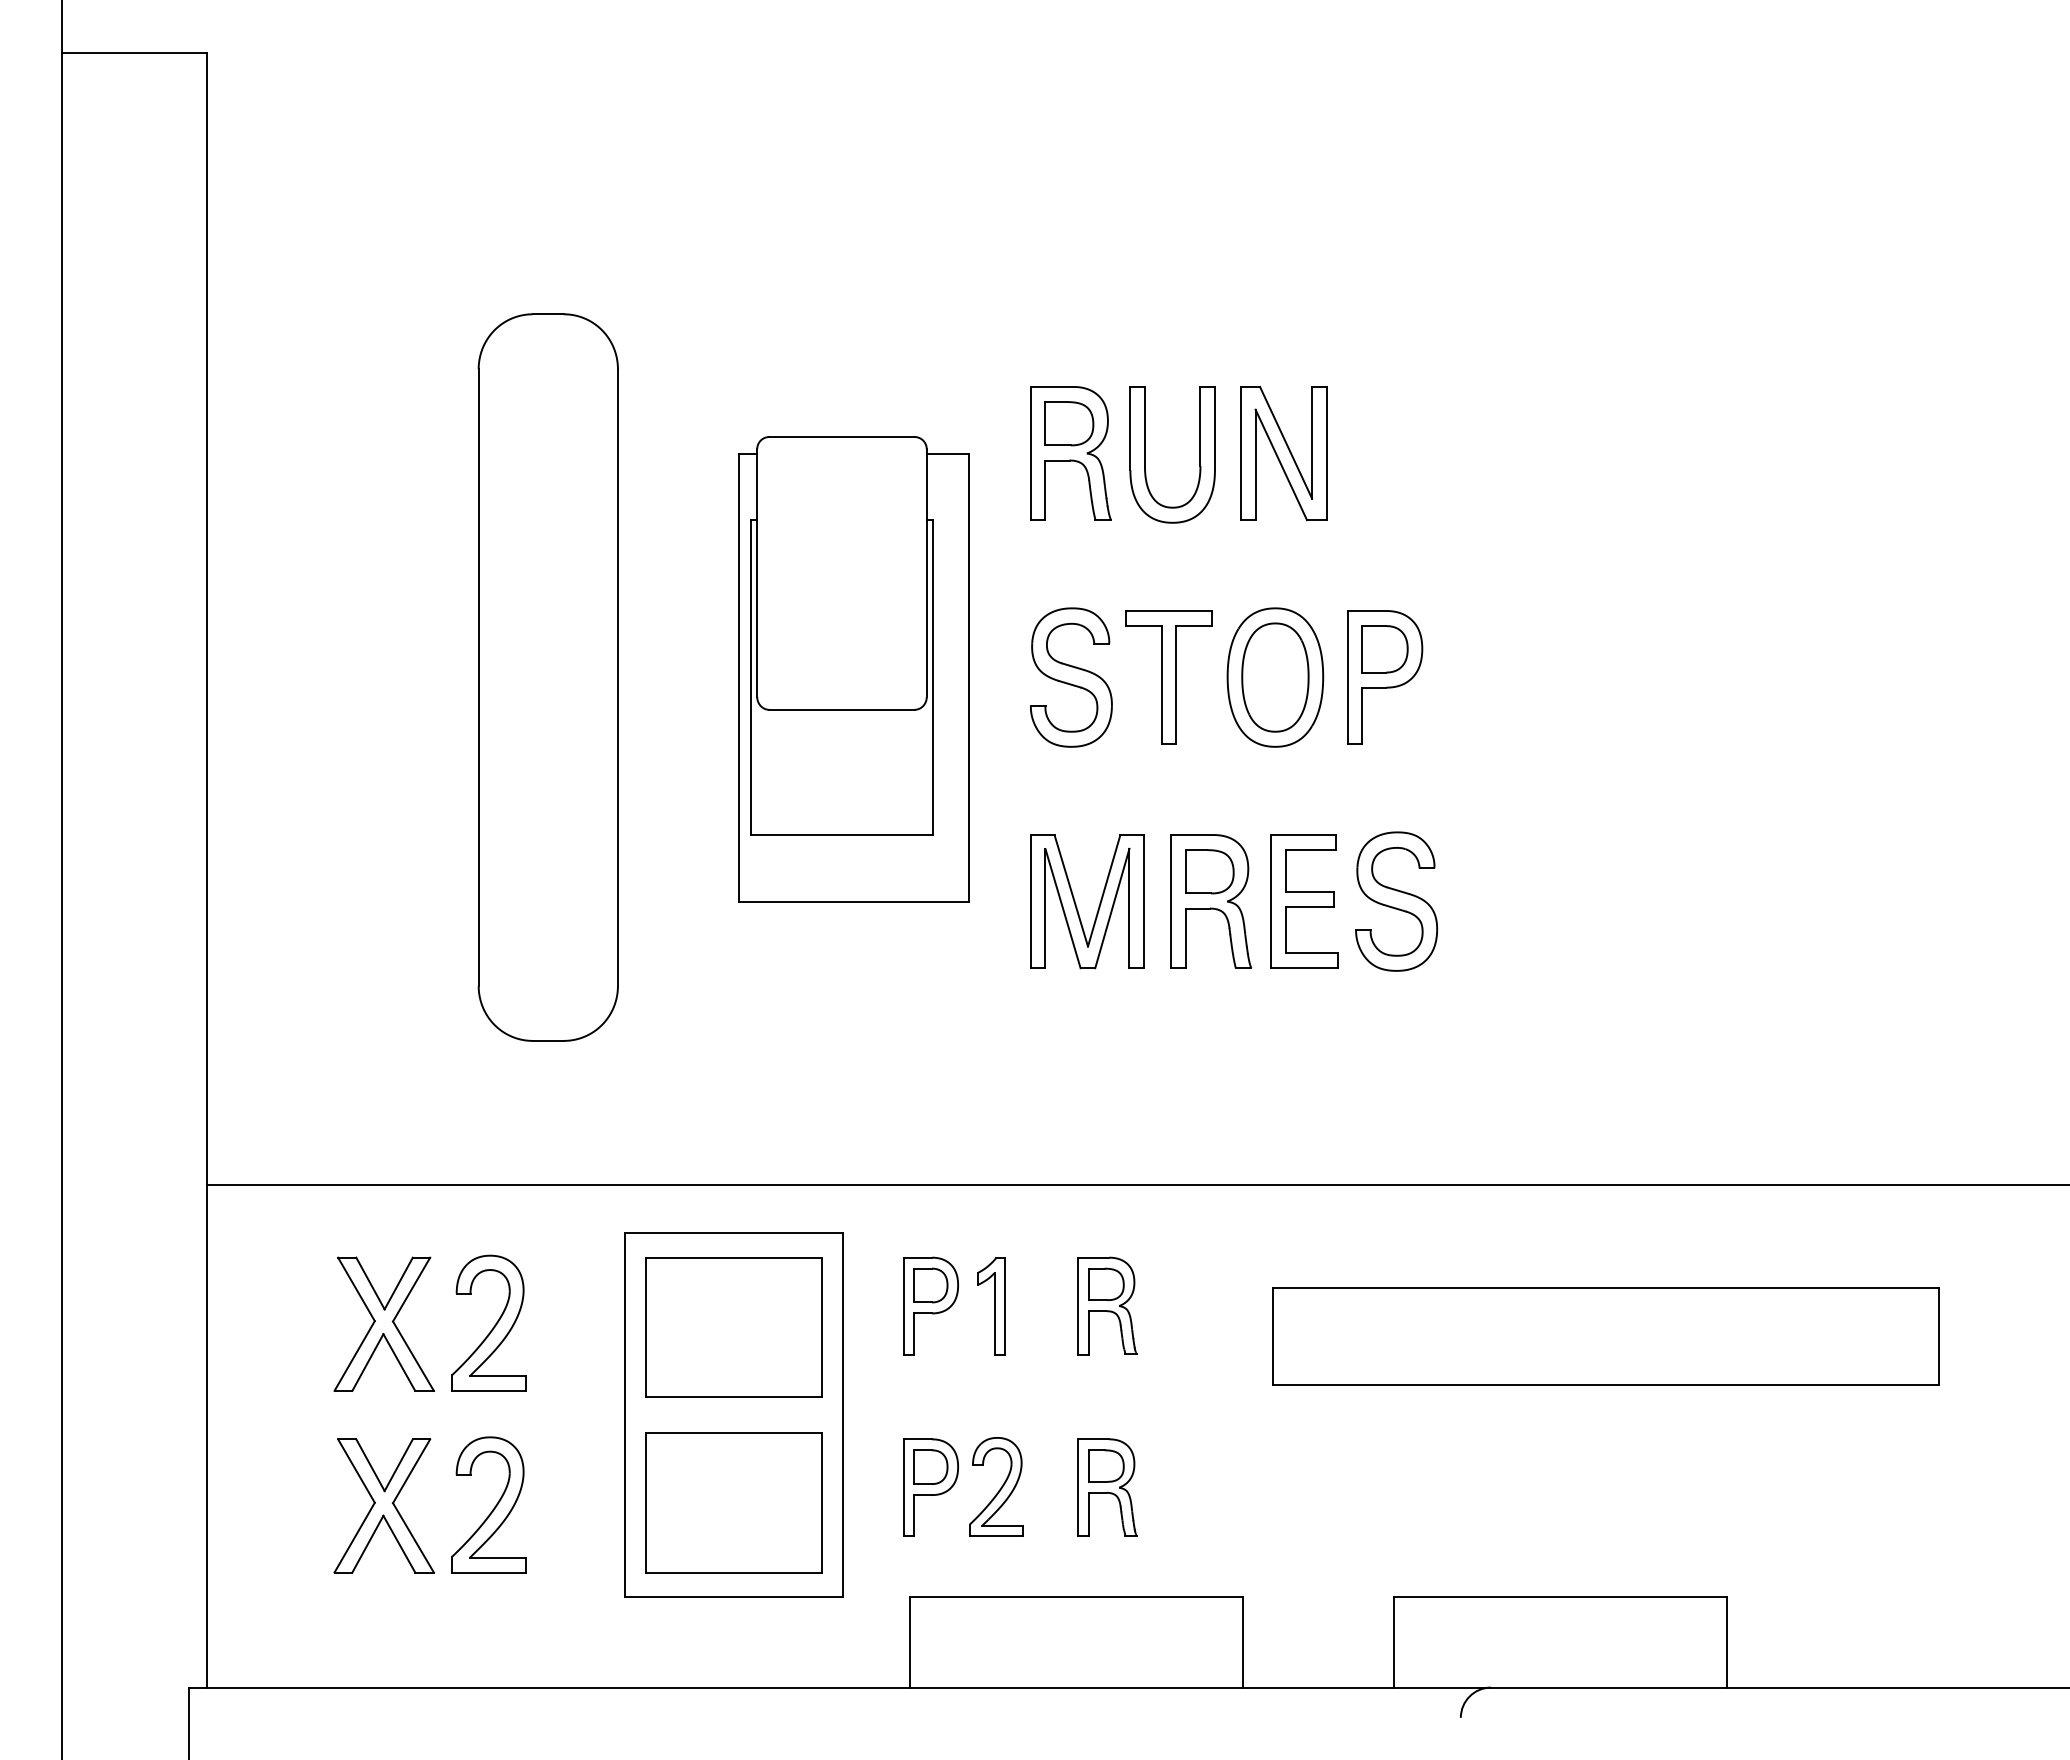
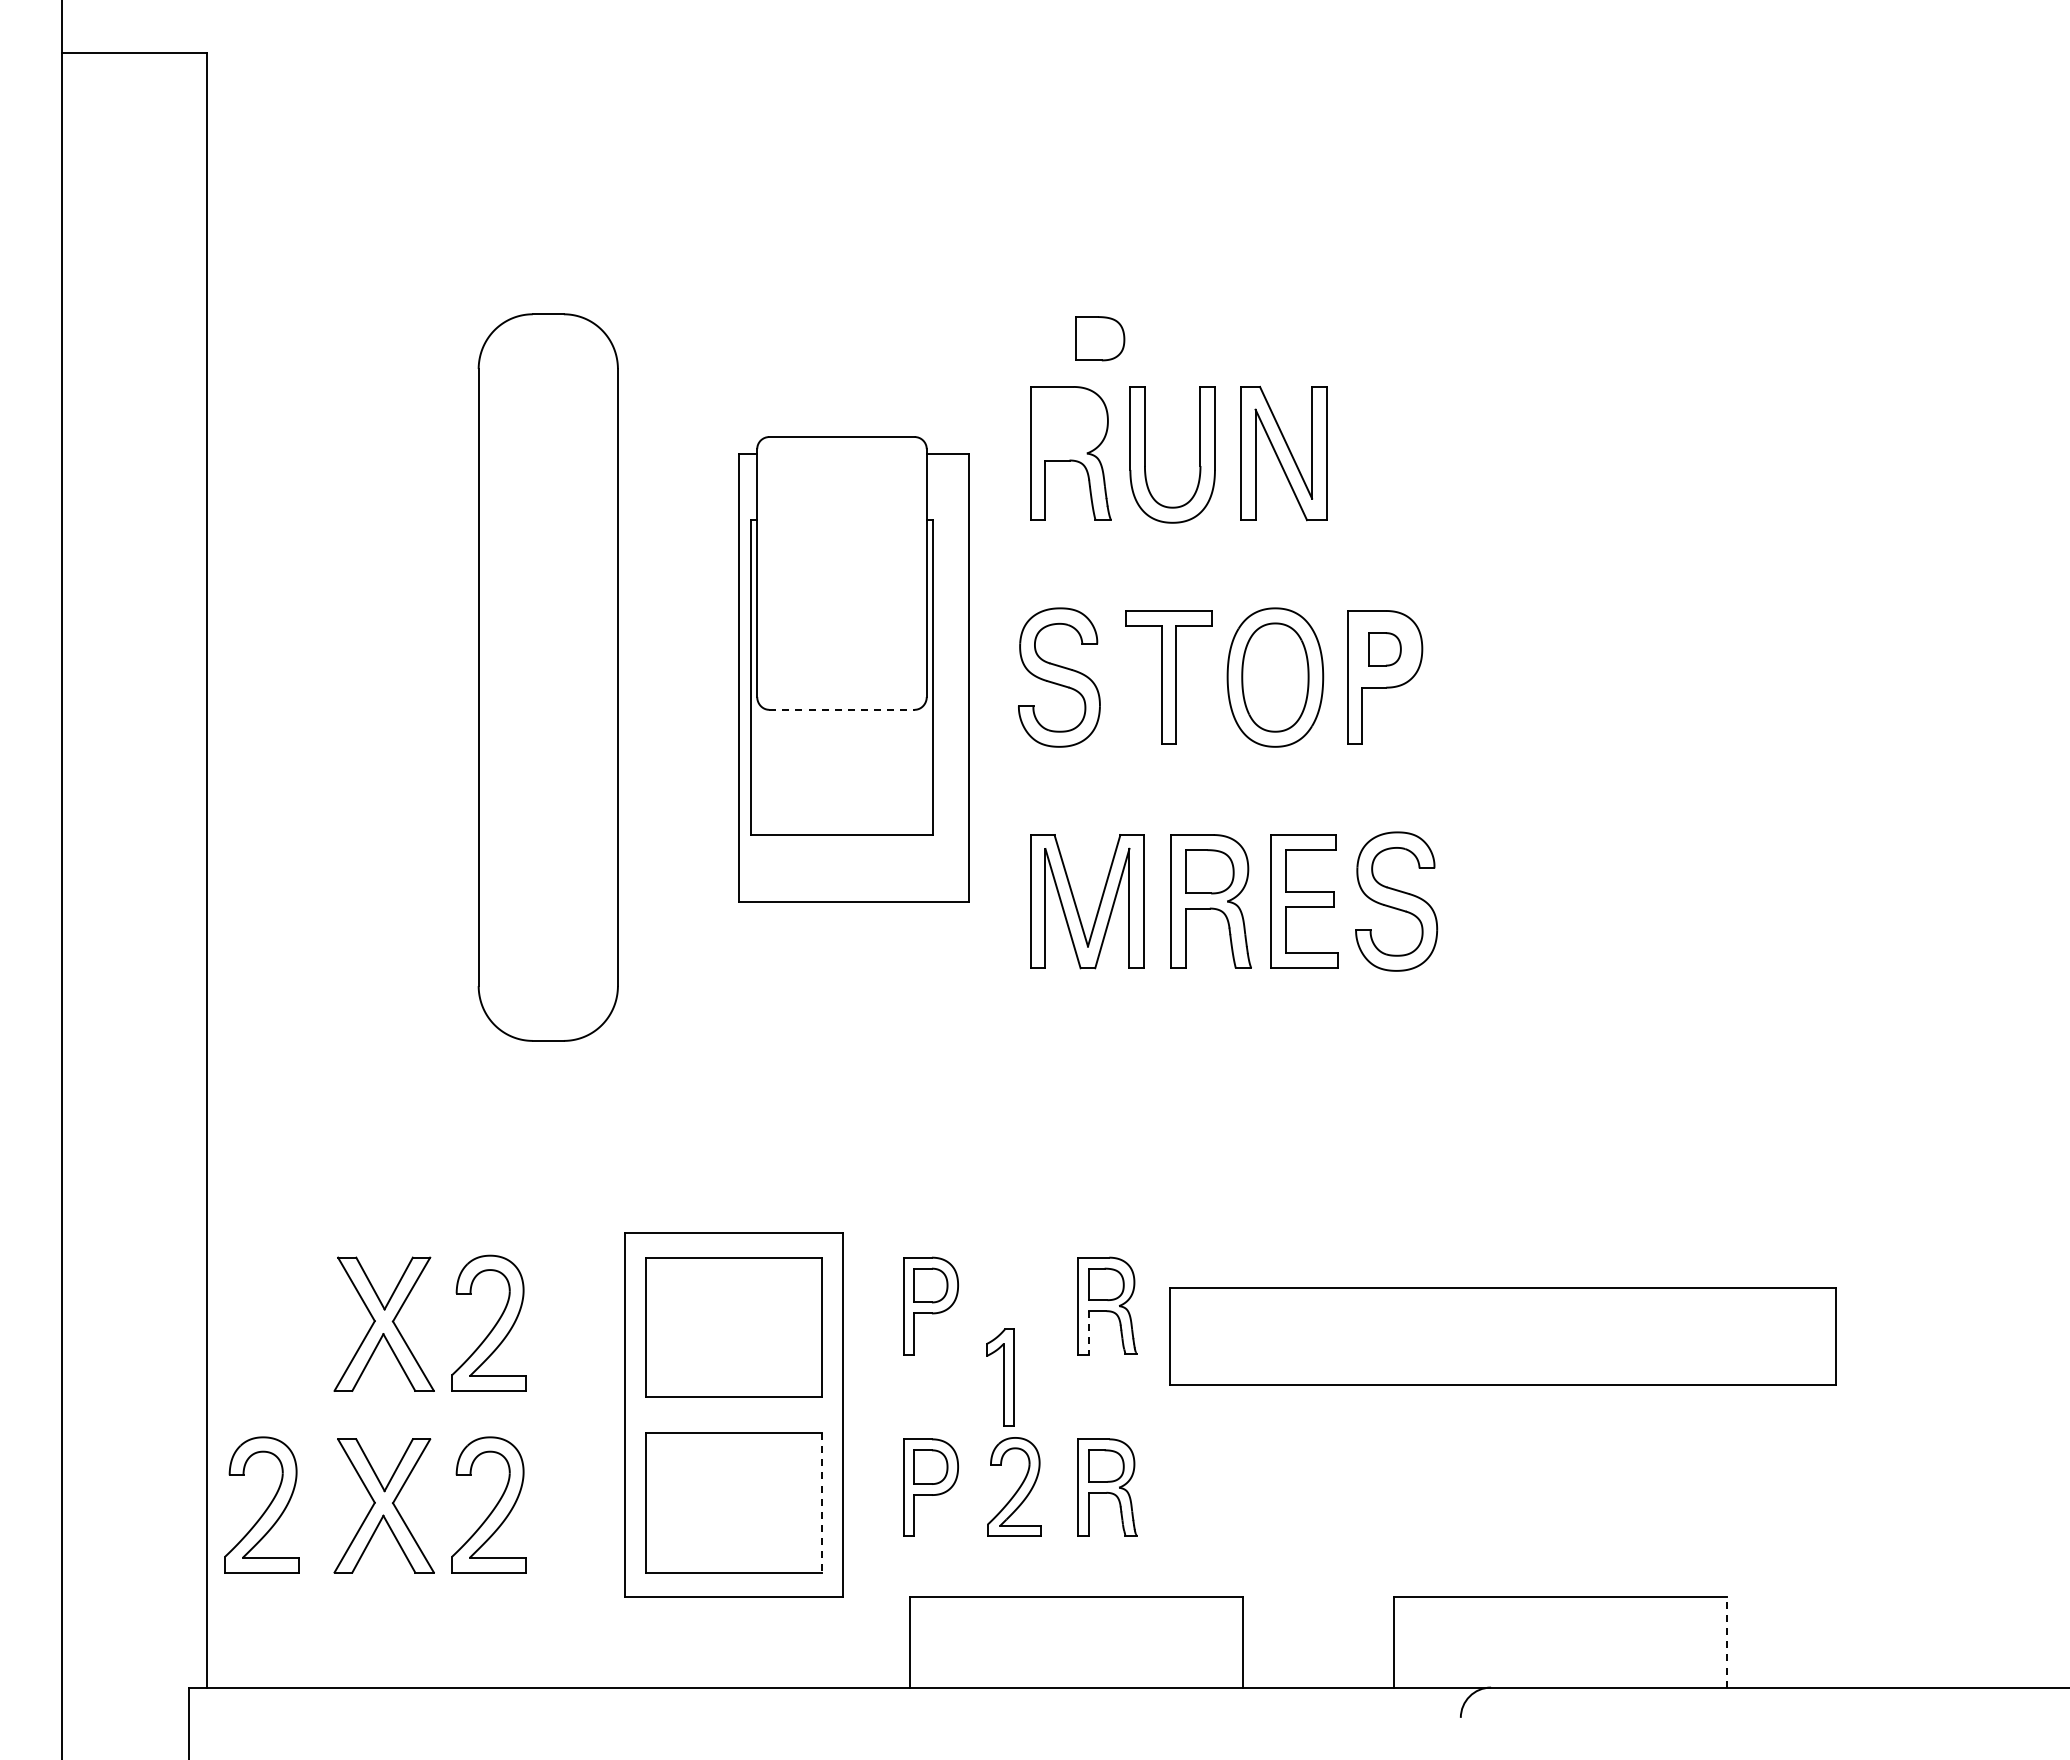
part position: (1069, 423) -> (1100, 338) (1100, 338)
part size: 48x49 px -> 34x35 px (1384, 649)
part position: (1071, 677) -> (1059, 677) (1059, 677)
line: solid -> dashed (841, 709)
line: present -> none (1136, 1185)
part position: (991, 1306) -> (1000, 1377) (1000, 1377)
line: solid -> dashed (1088, 1332)
part position: (1605, 1336) -> (1502, 1336) (1502, 1336)
part position: (996, 1486) -> (1014, 1486) (1014, 1486)
line: solid -> dashed (822, 1502)
part: none -> present (267, 1506)
line: solid -> dashed (1727, 1641)
